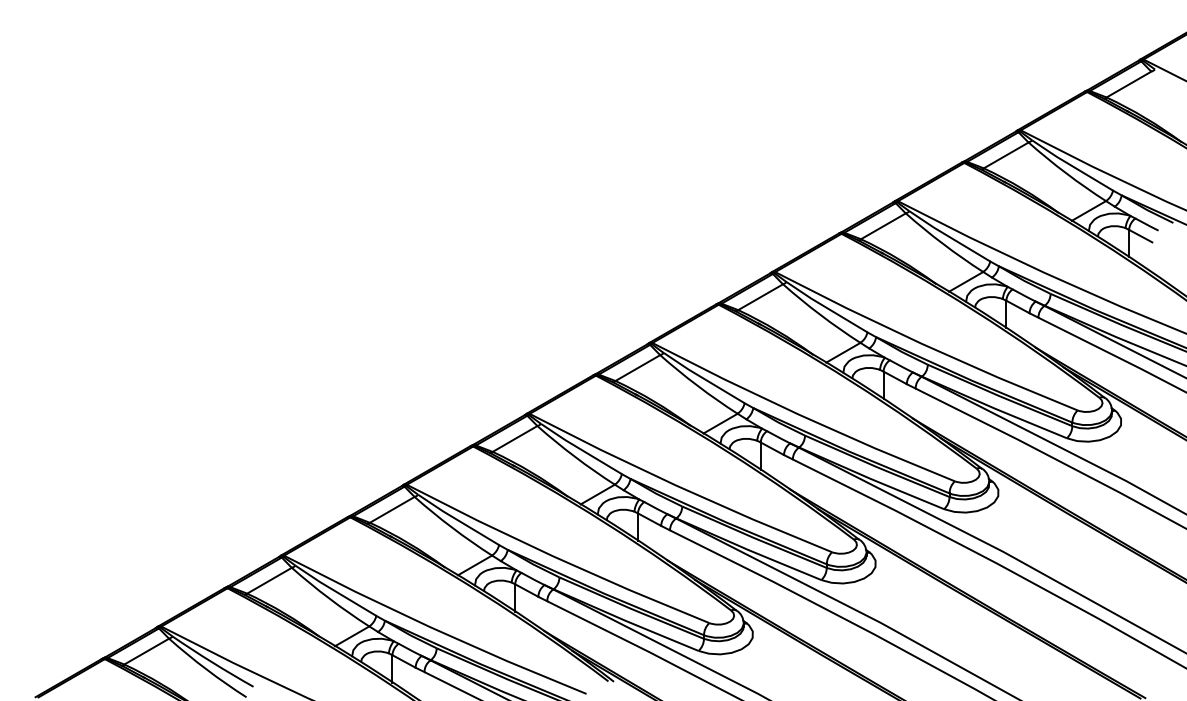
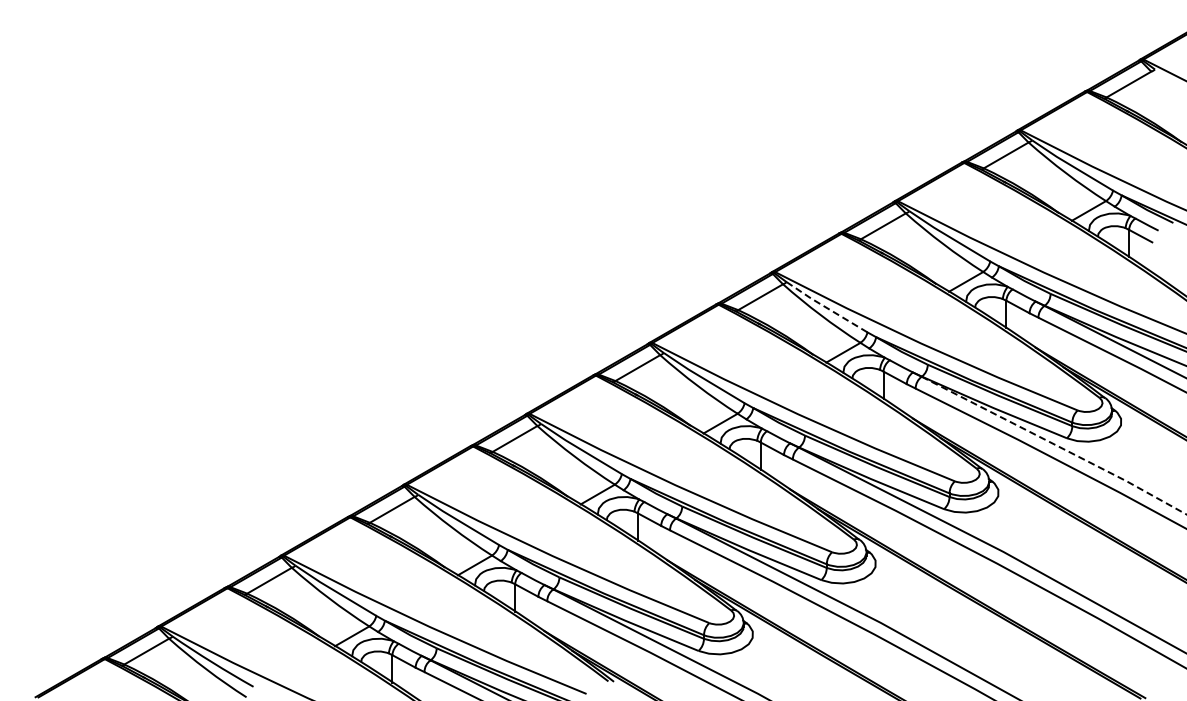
line: solid -> dashed (826, 307)
line: solid -> dashed (1055, 444)
